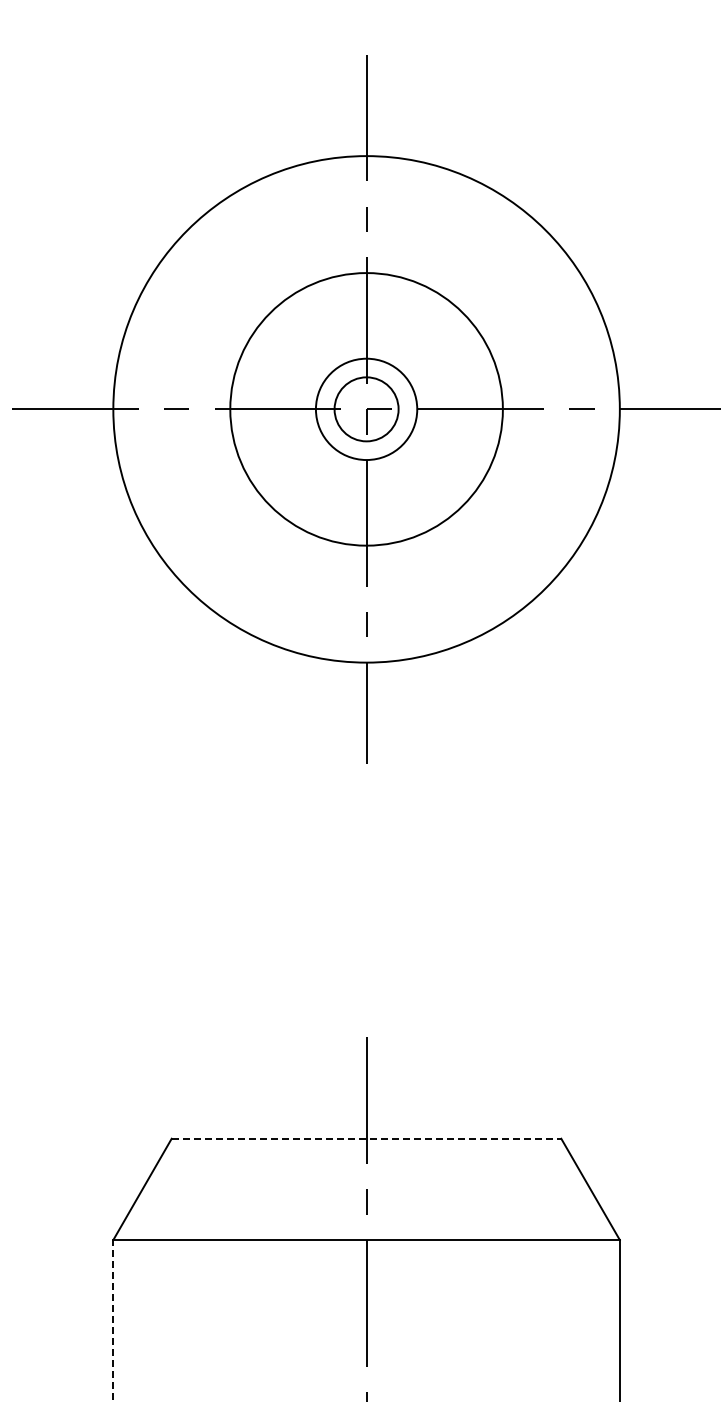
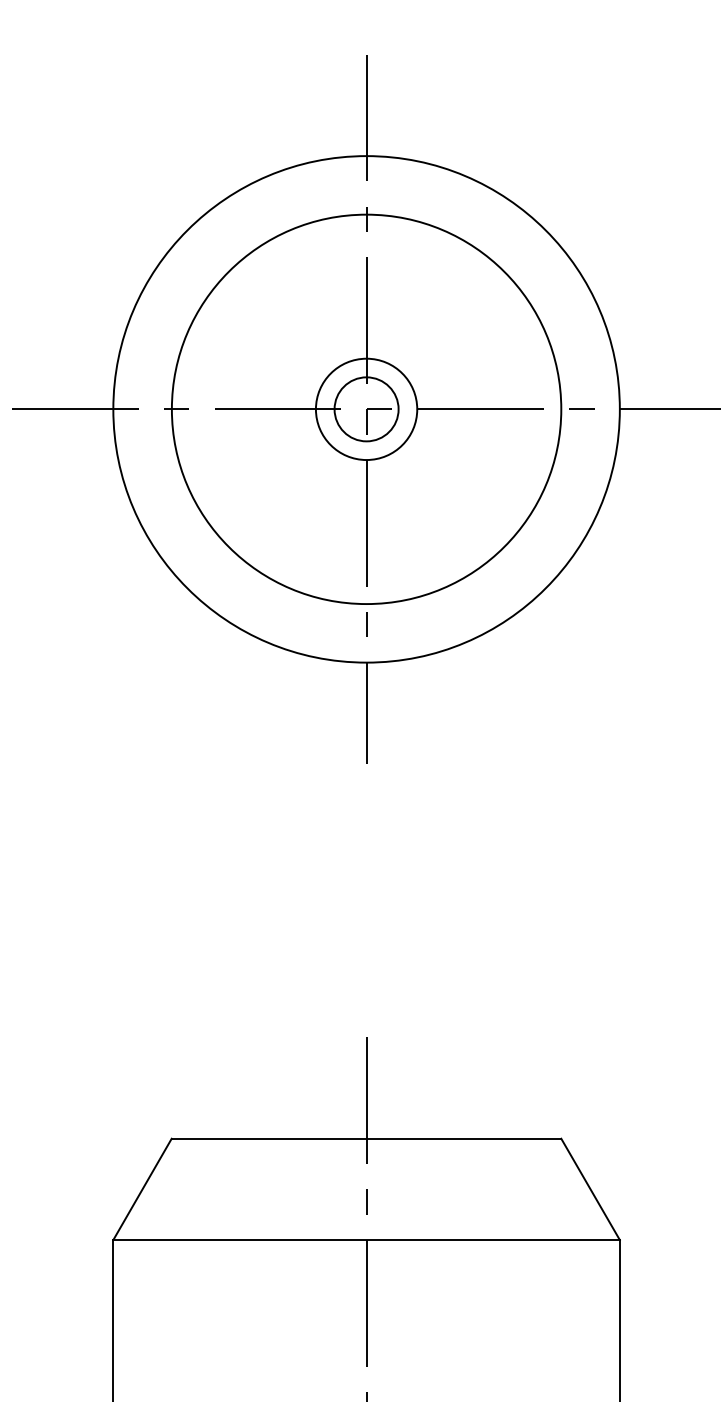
circle diameter: 273 px -> 389 px (366, 409)
line: dashed -> solid (366, 1138)
line: dashed -> solid (113, 1321)
